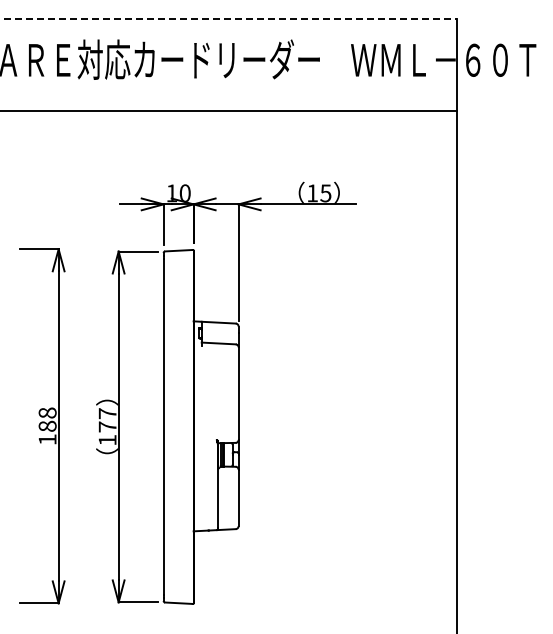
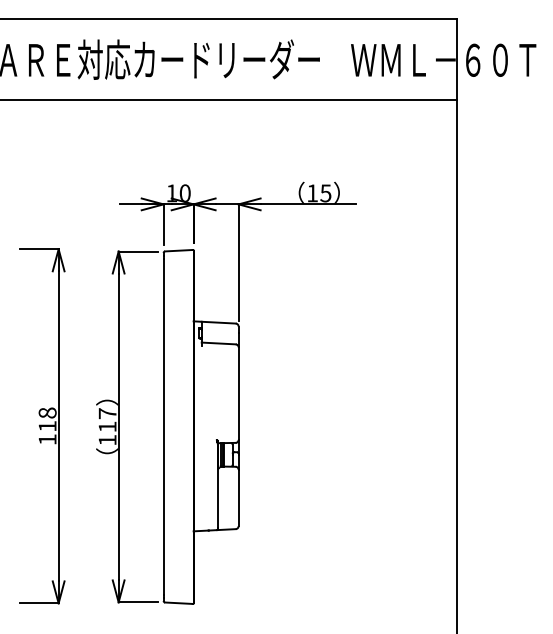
line: dashed -> solid (229, 19)
line position: (229, 110) -> (229, 99) (229, 99)
text: 188 -> 118 (47, 425)
text: 177 -> 117 (107, 426)
